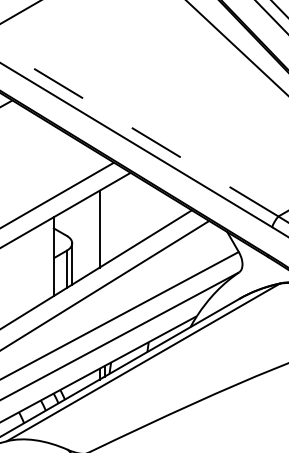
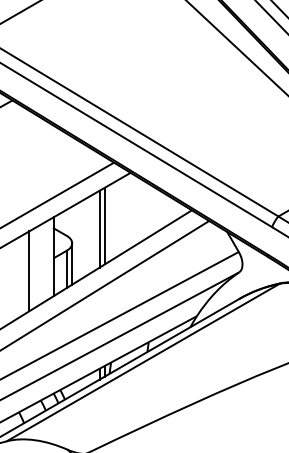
line: dashed -> solid (139, 132)
line: none -> present (104, 225)
line: none -> present (29, 271)
